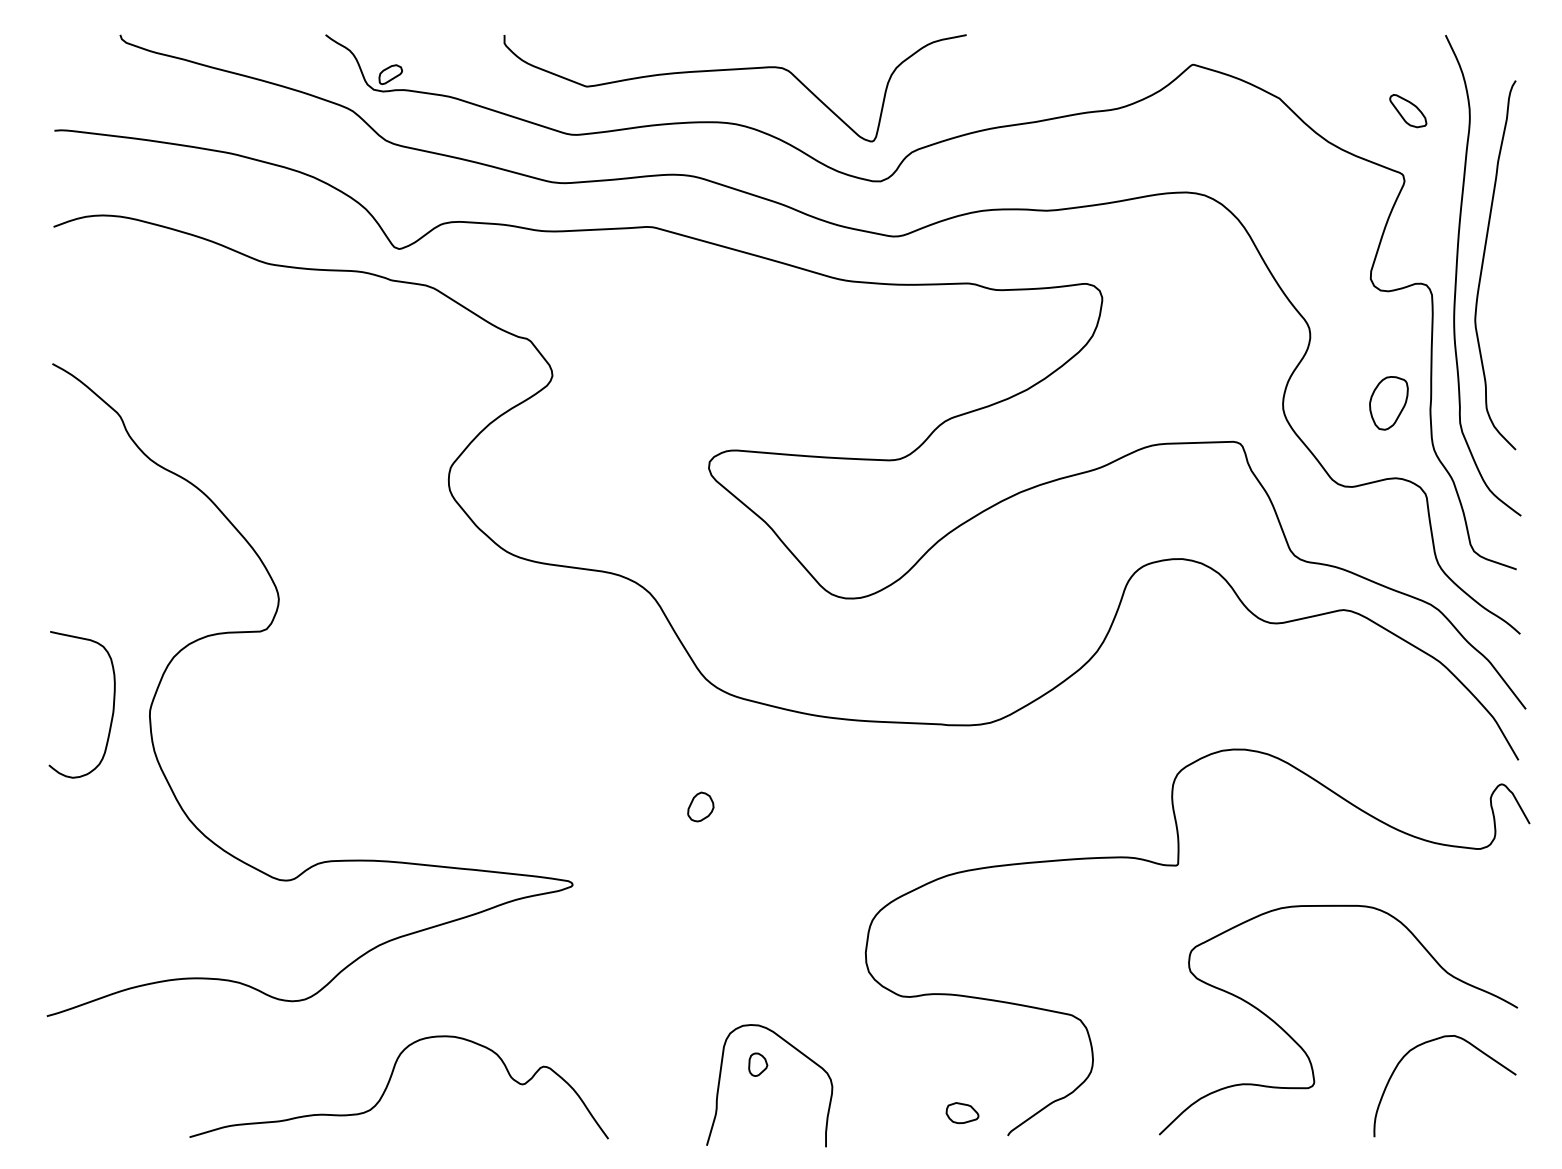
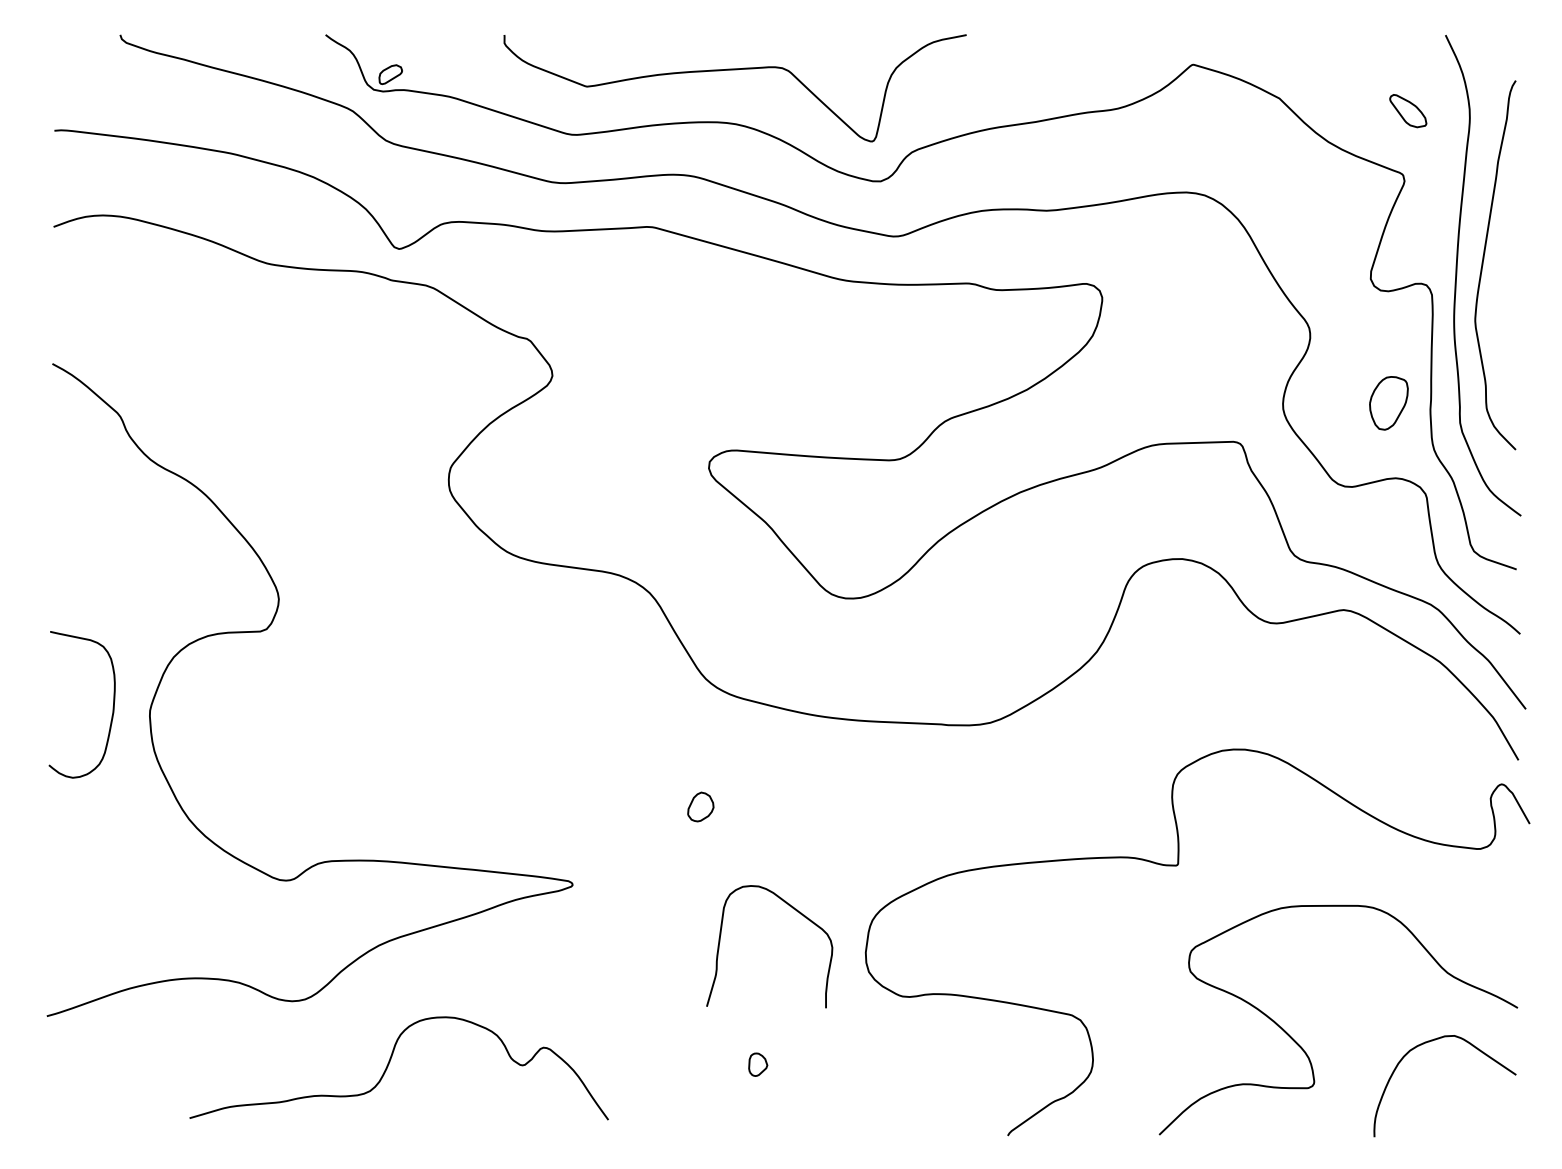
curve position: (797, 1051) -> (797, 912) (797, 912)
curve position: (389, 1083) -> (389, 1064) (389, 1064)
part: present -> none (962, 1113)
